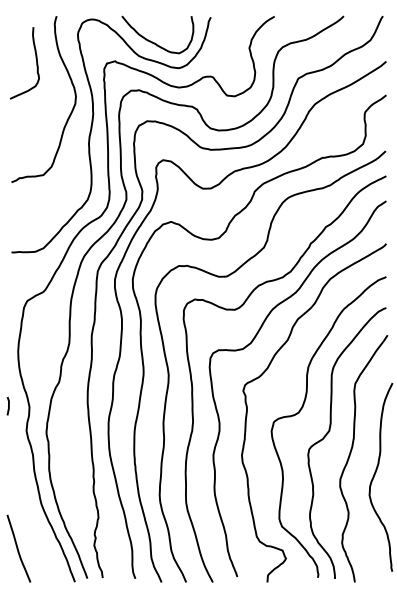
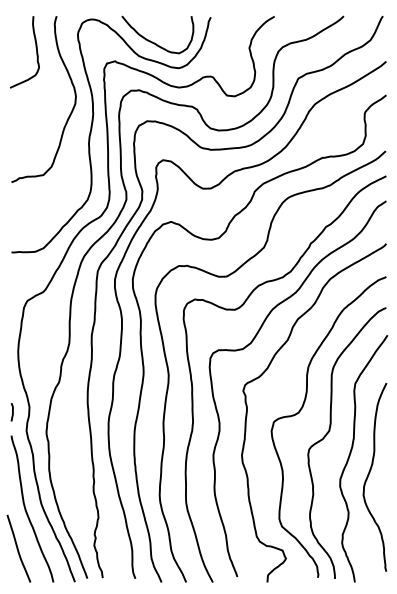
curve position: (36, 63) -> (36, 52) (36, 52)
line position: (8, 406) -> (12, 412) (12, 412)
curve position: (375, 475) -> (369, 475) (369, 475)
curve: none -> present (27, 511)
